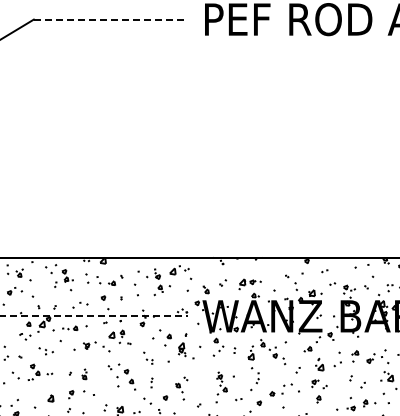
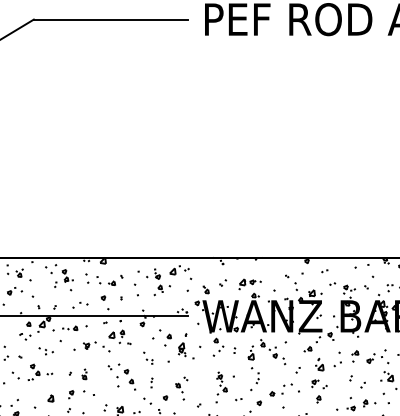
line: dashed -> solid (111, 19)
line: dashed -> solid (94, 316)
